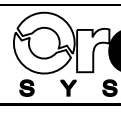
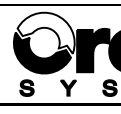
fill: none -> present (93, 50)
fill: none -> present (41, 52)
